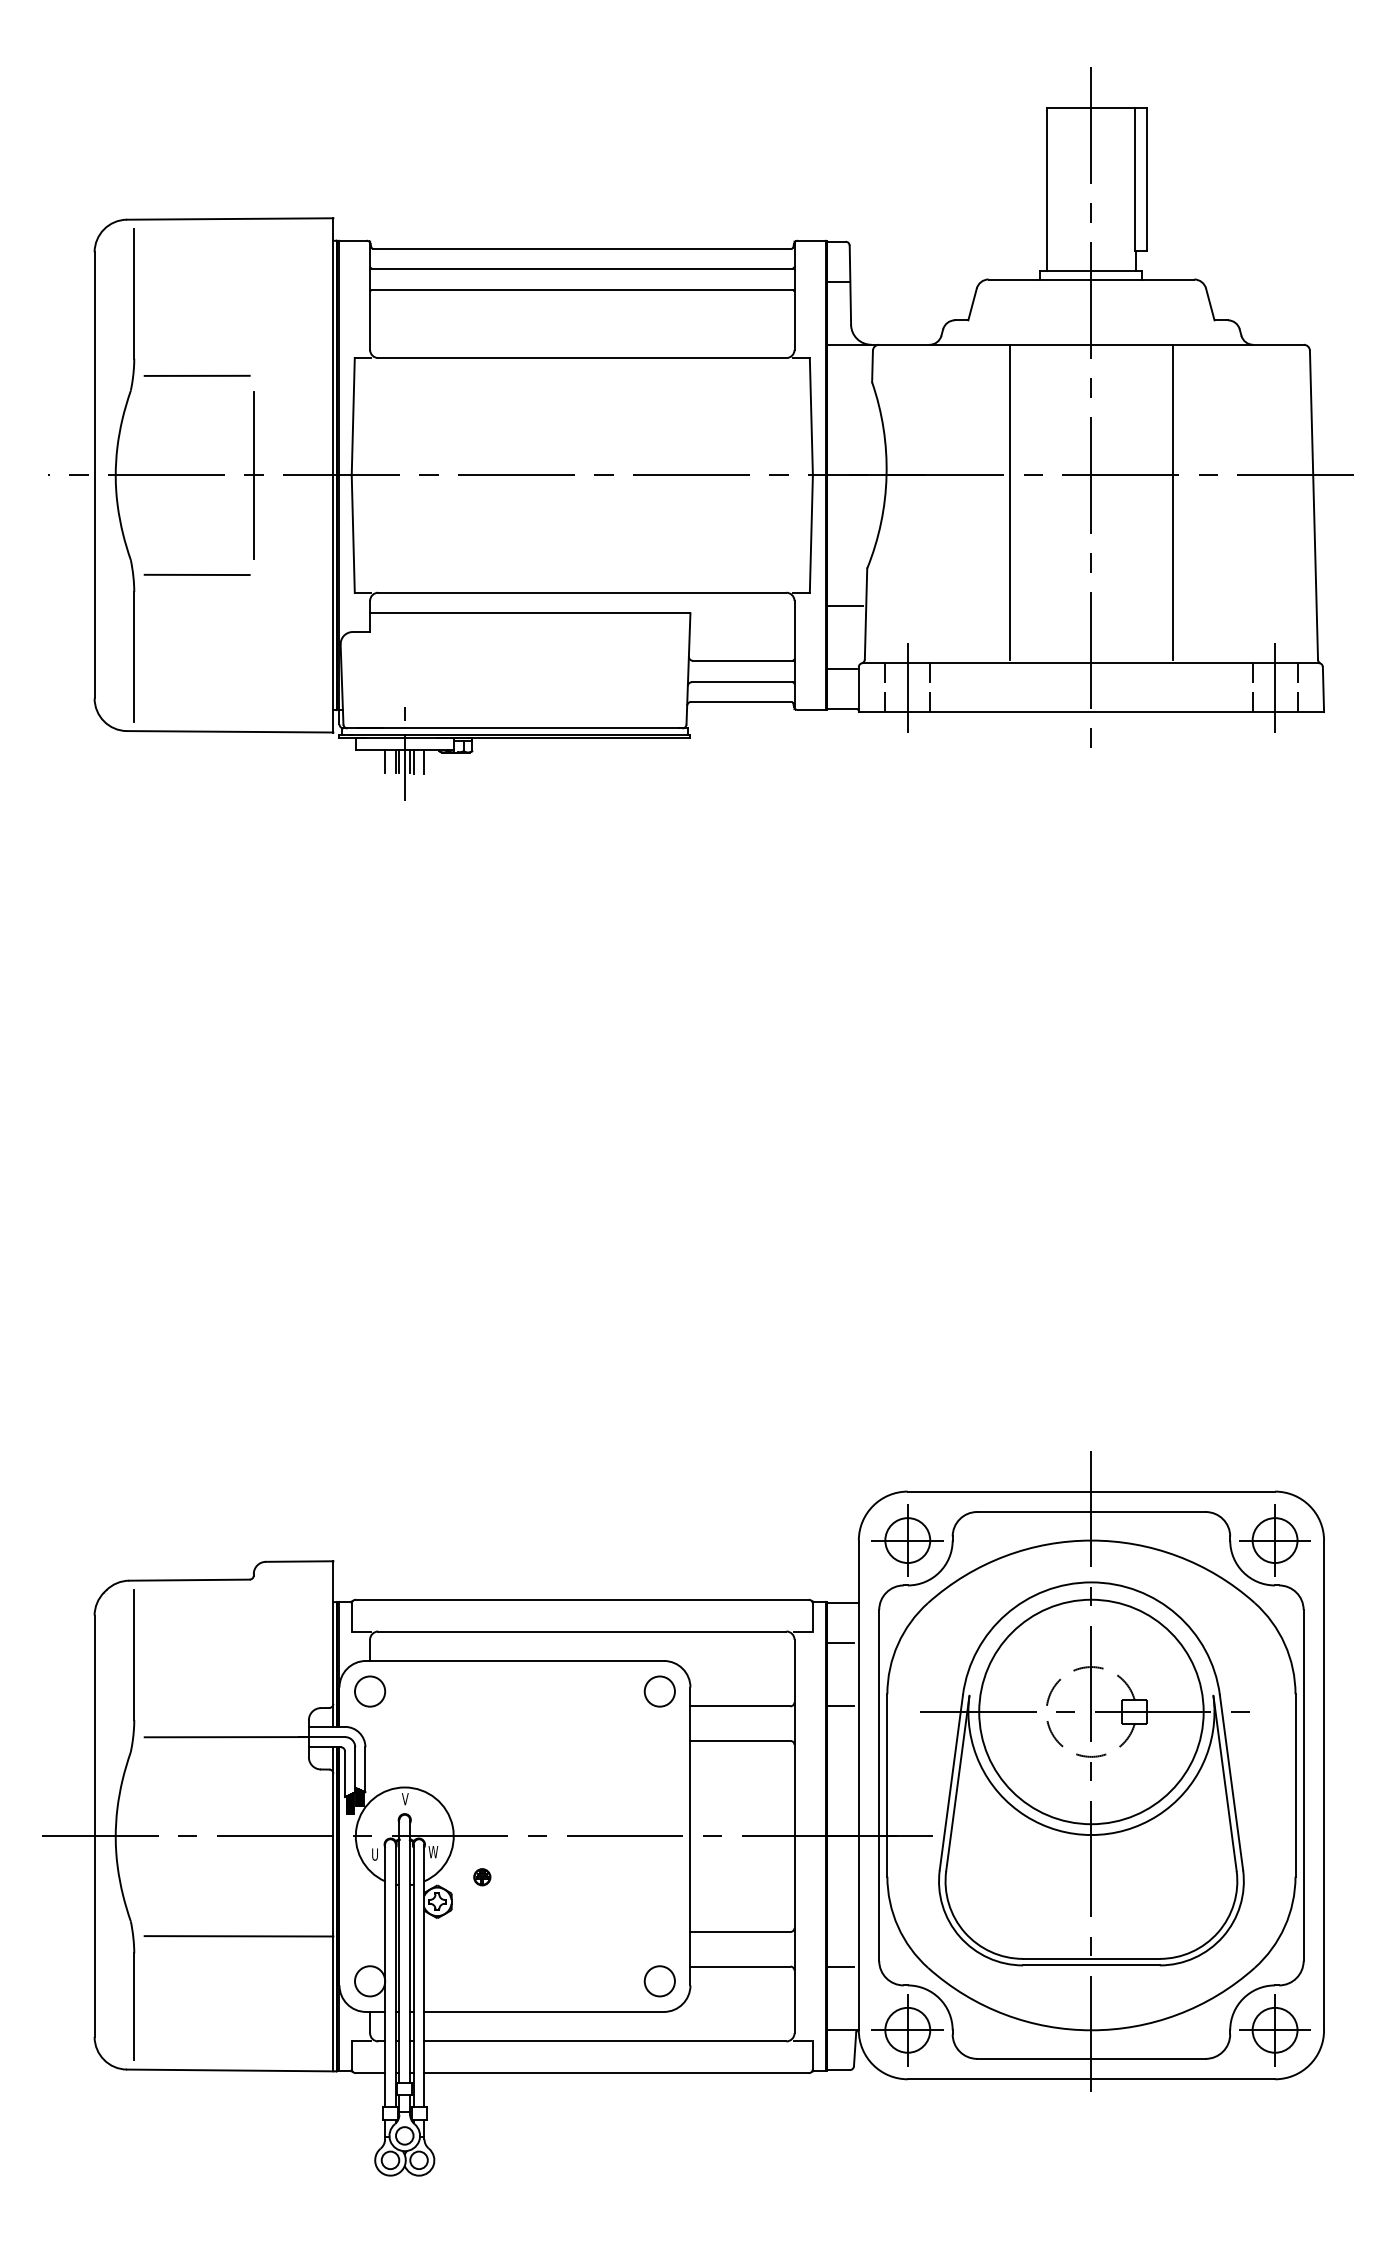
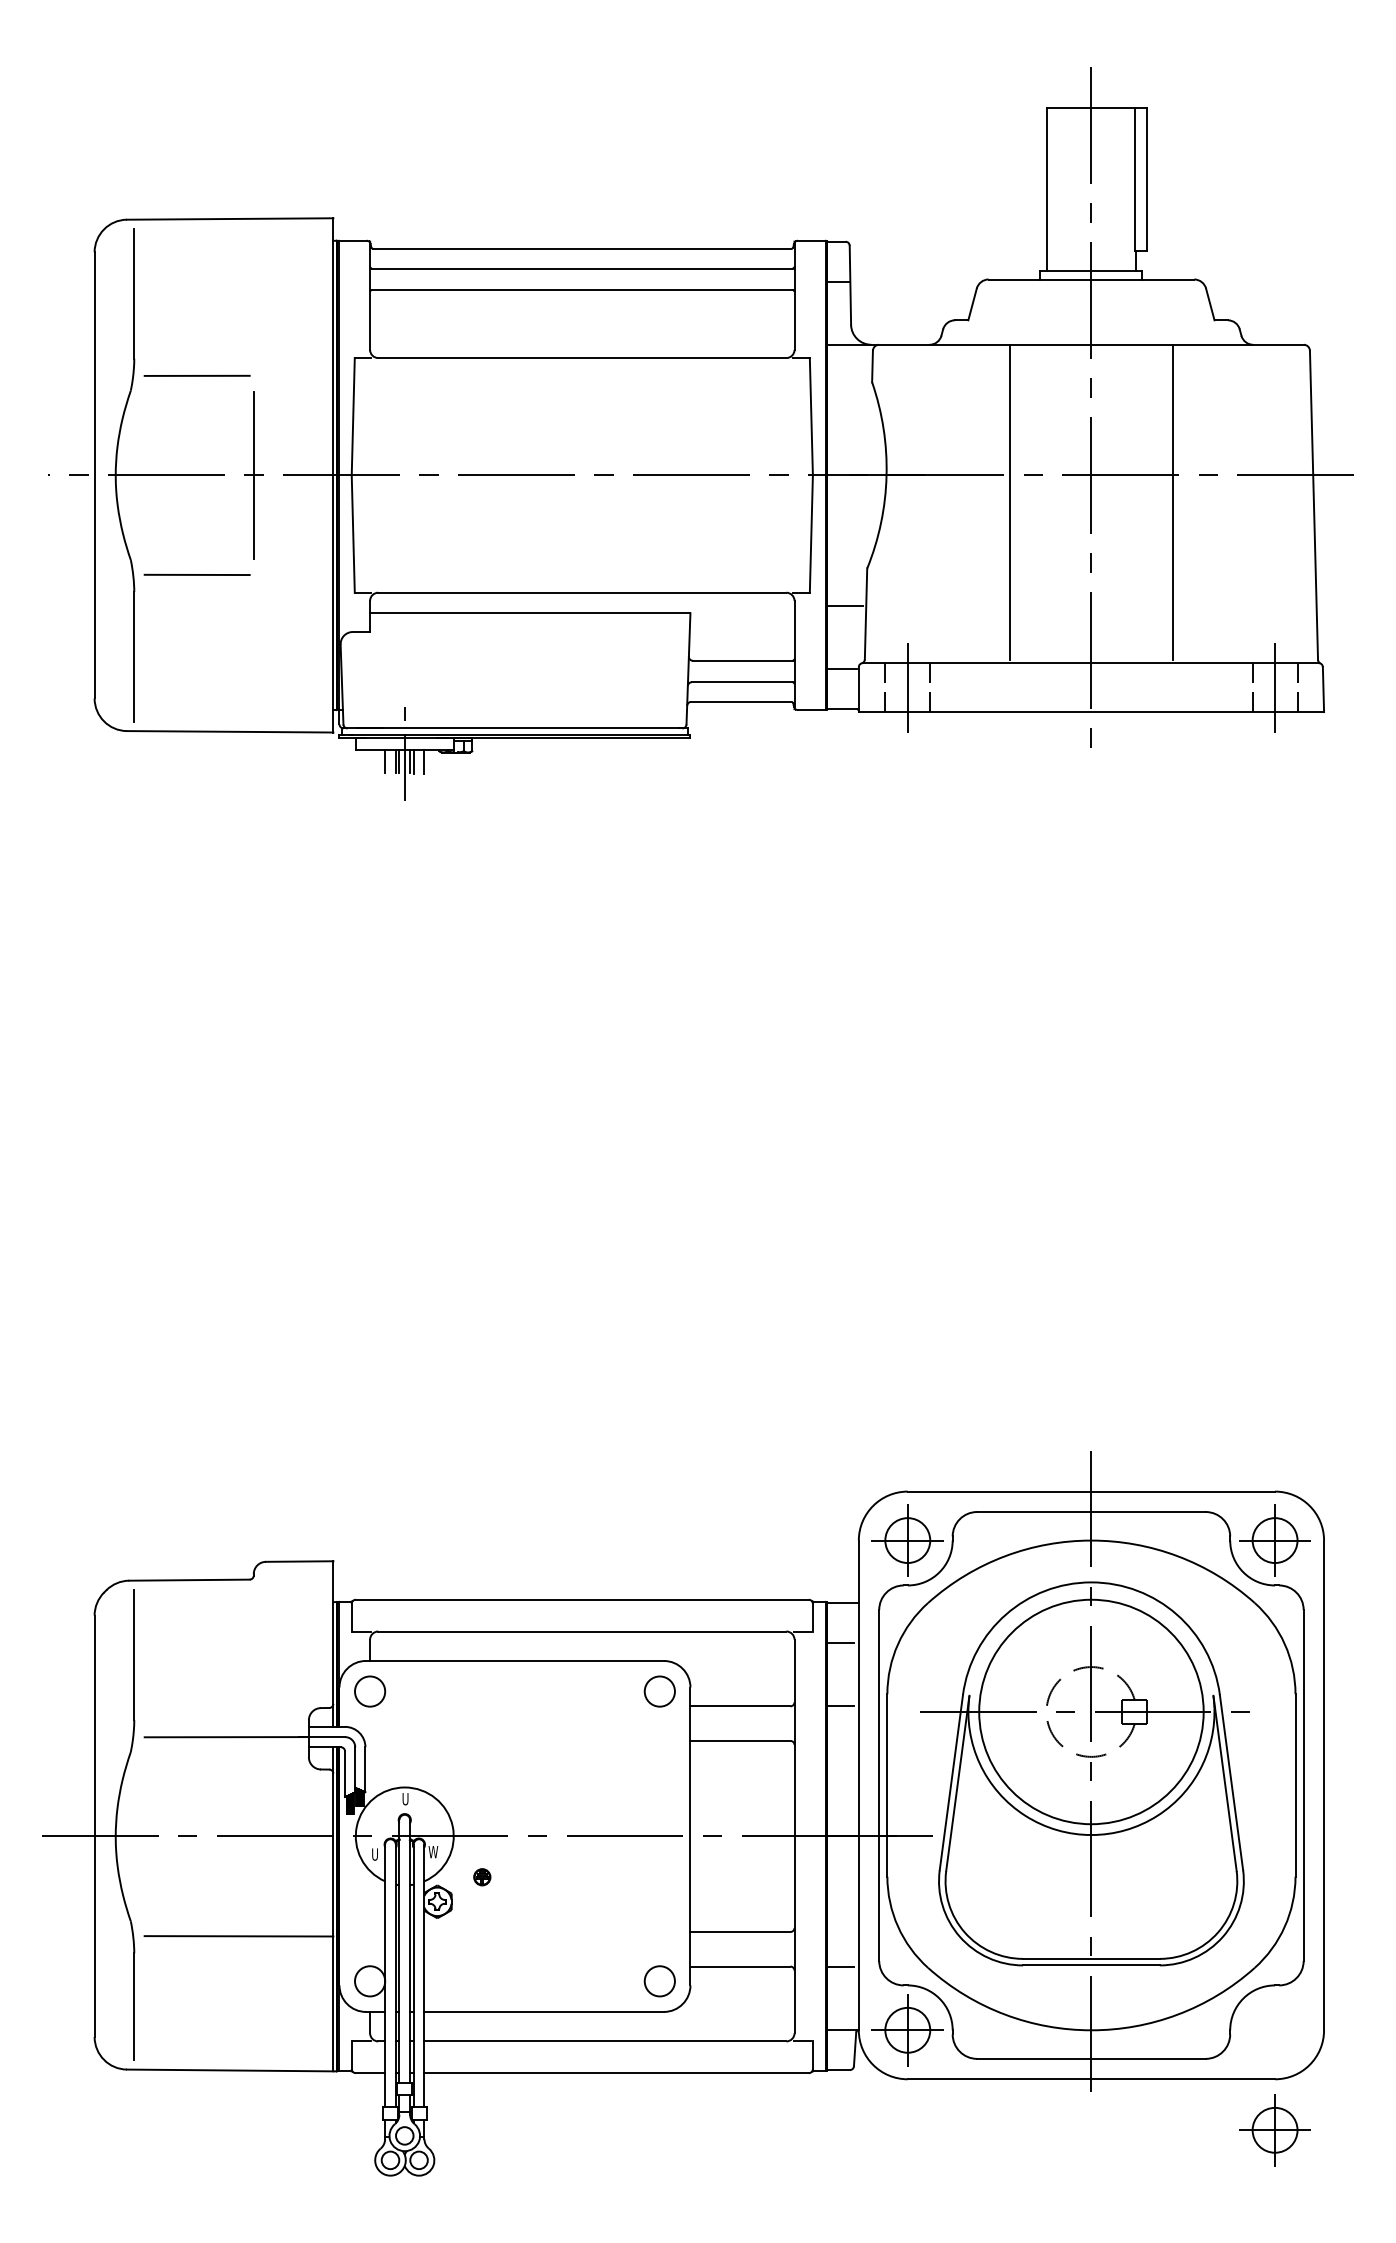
text: V -> U (404, 1799)
part position: (1274, 2030) -> (1274, 2130) (1274, 2130)
